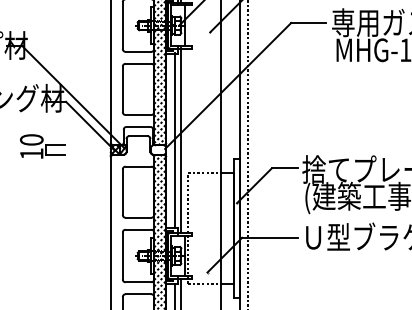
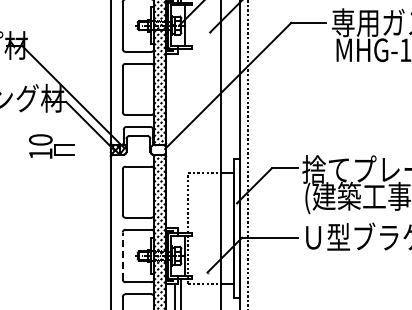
line: present -> none (175, 140)
line: present -> none (180, 140)
part position: (42, 146) -> (51, 146) (51, 146)
line: solid -> dashed (122, 256)
